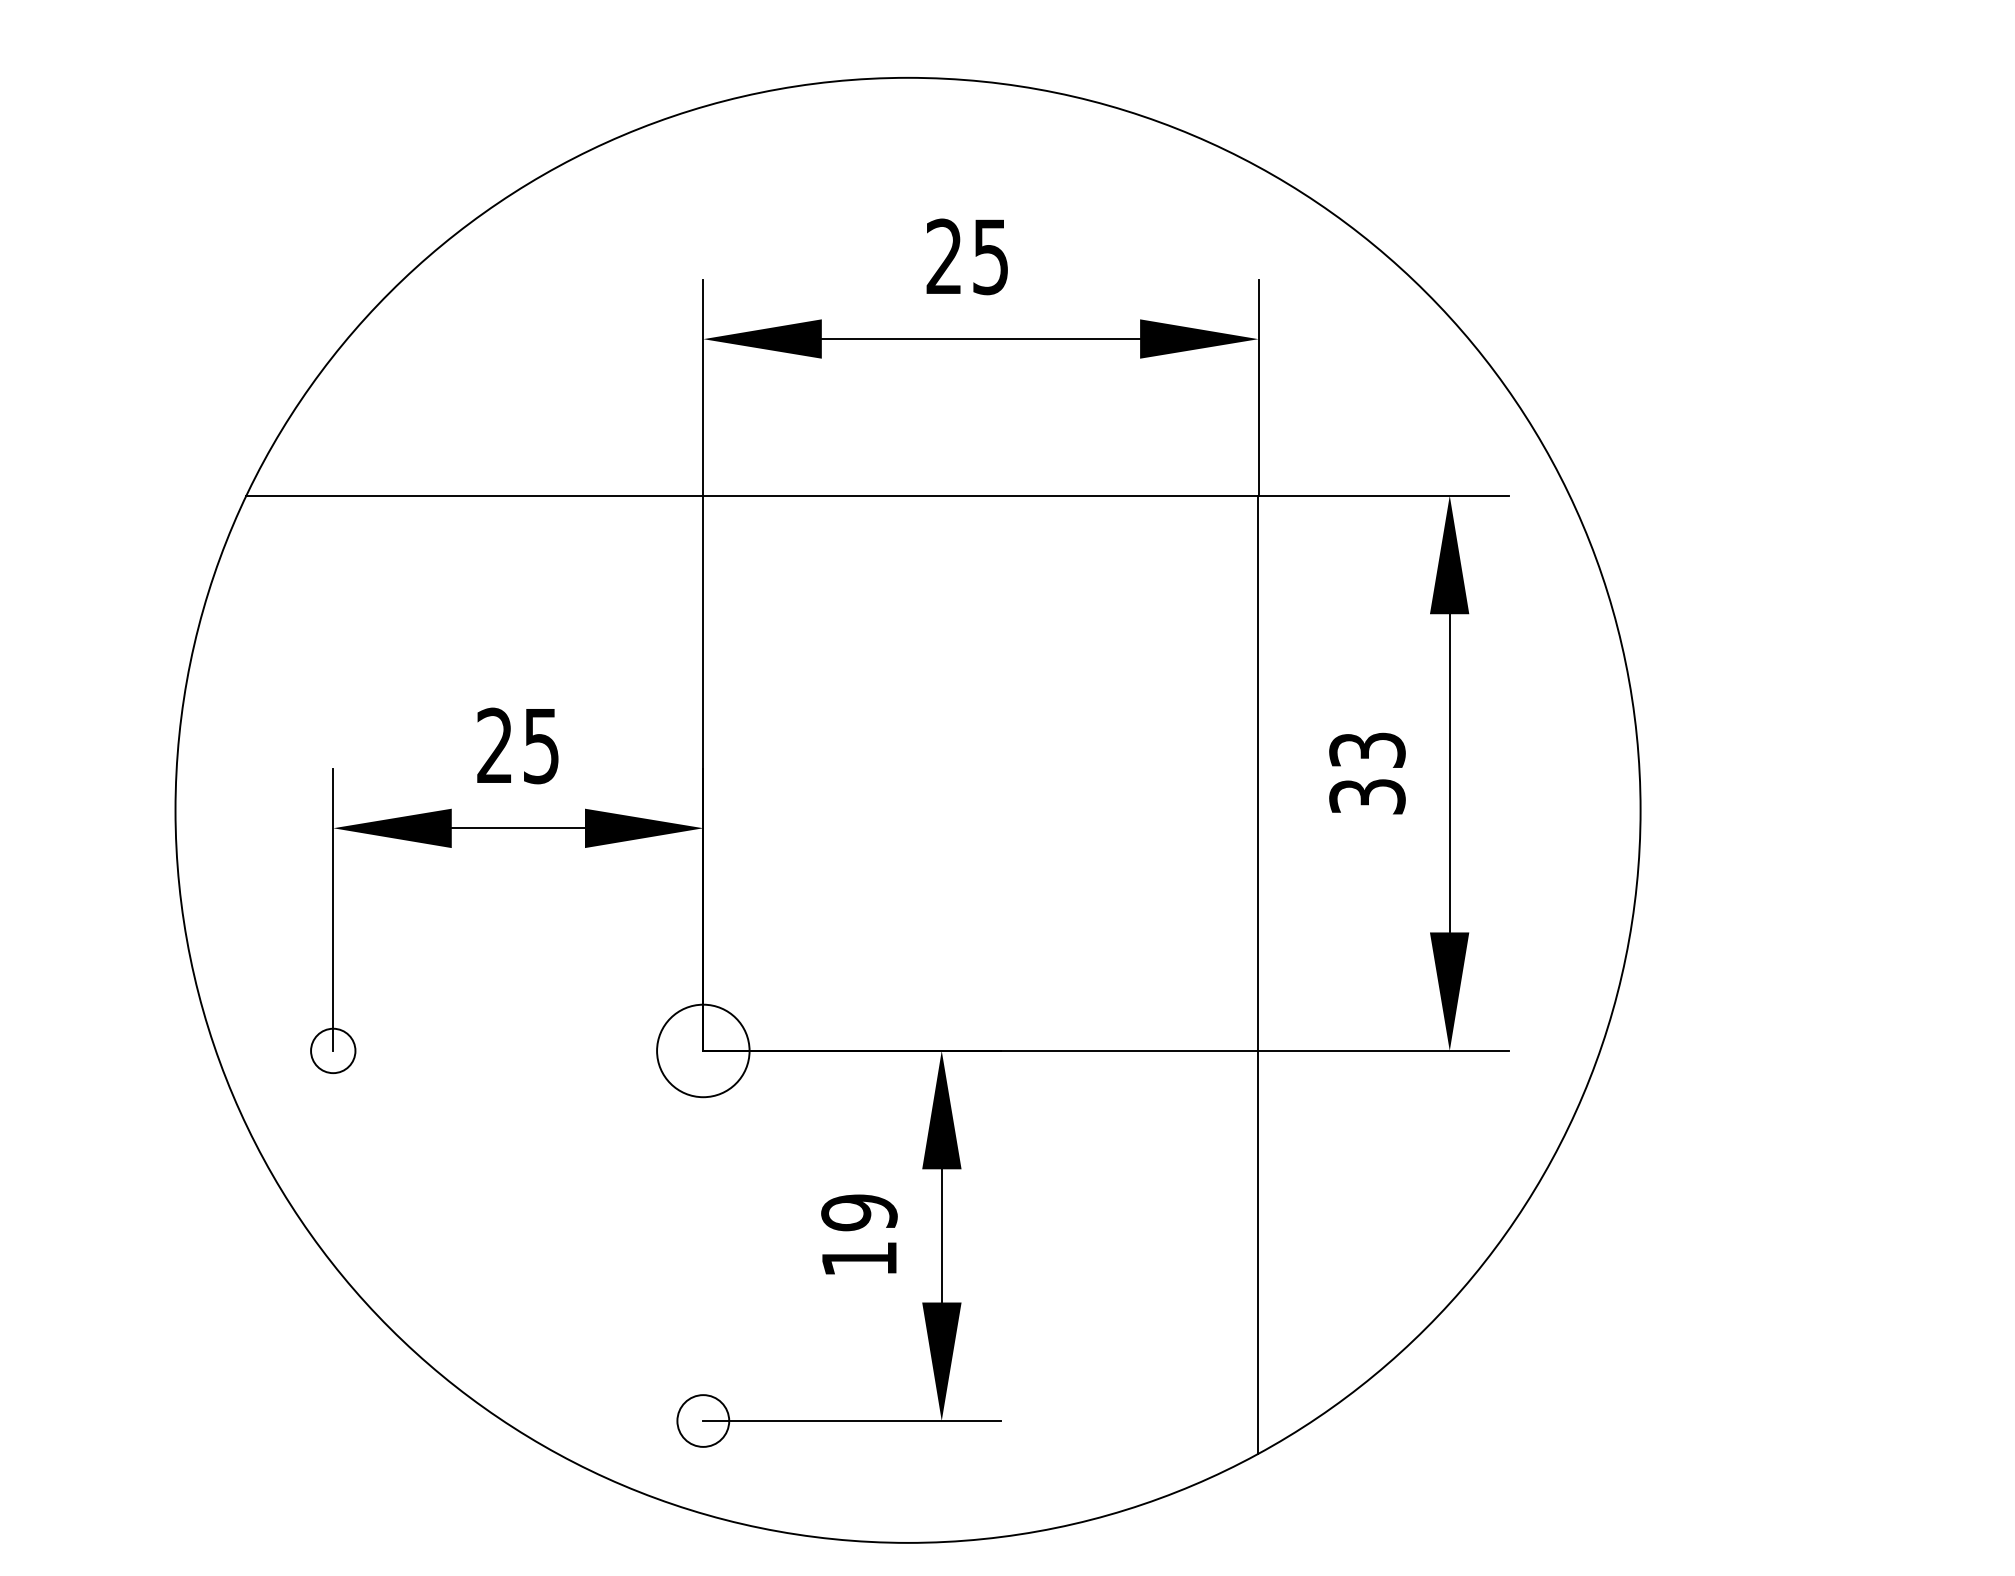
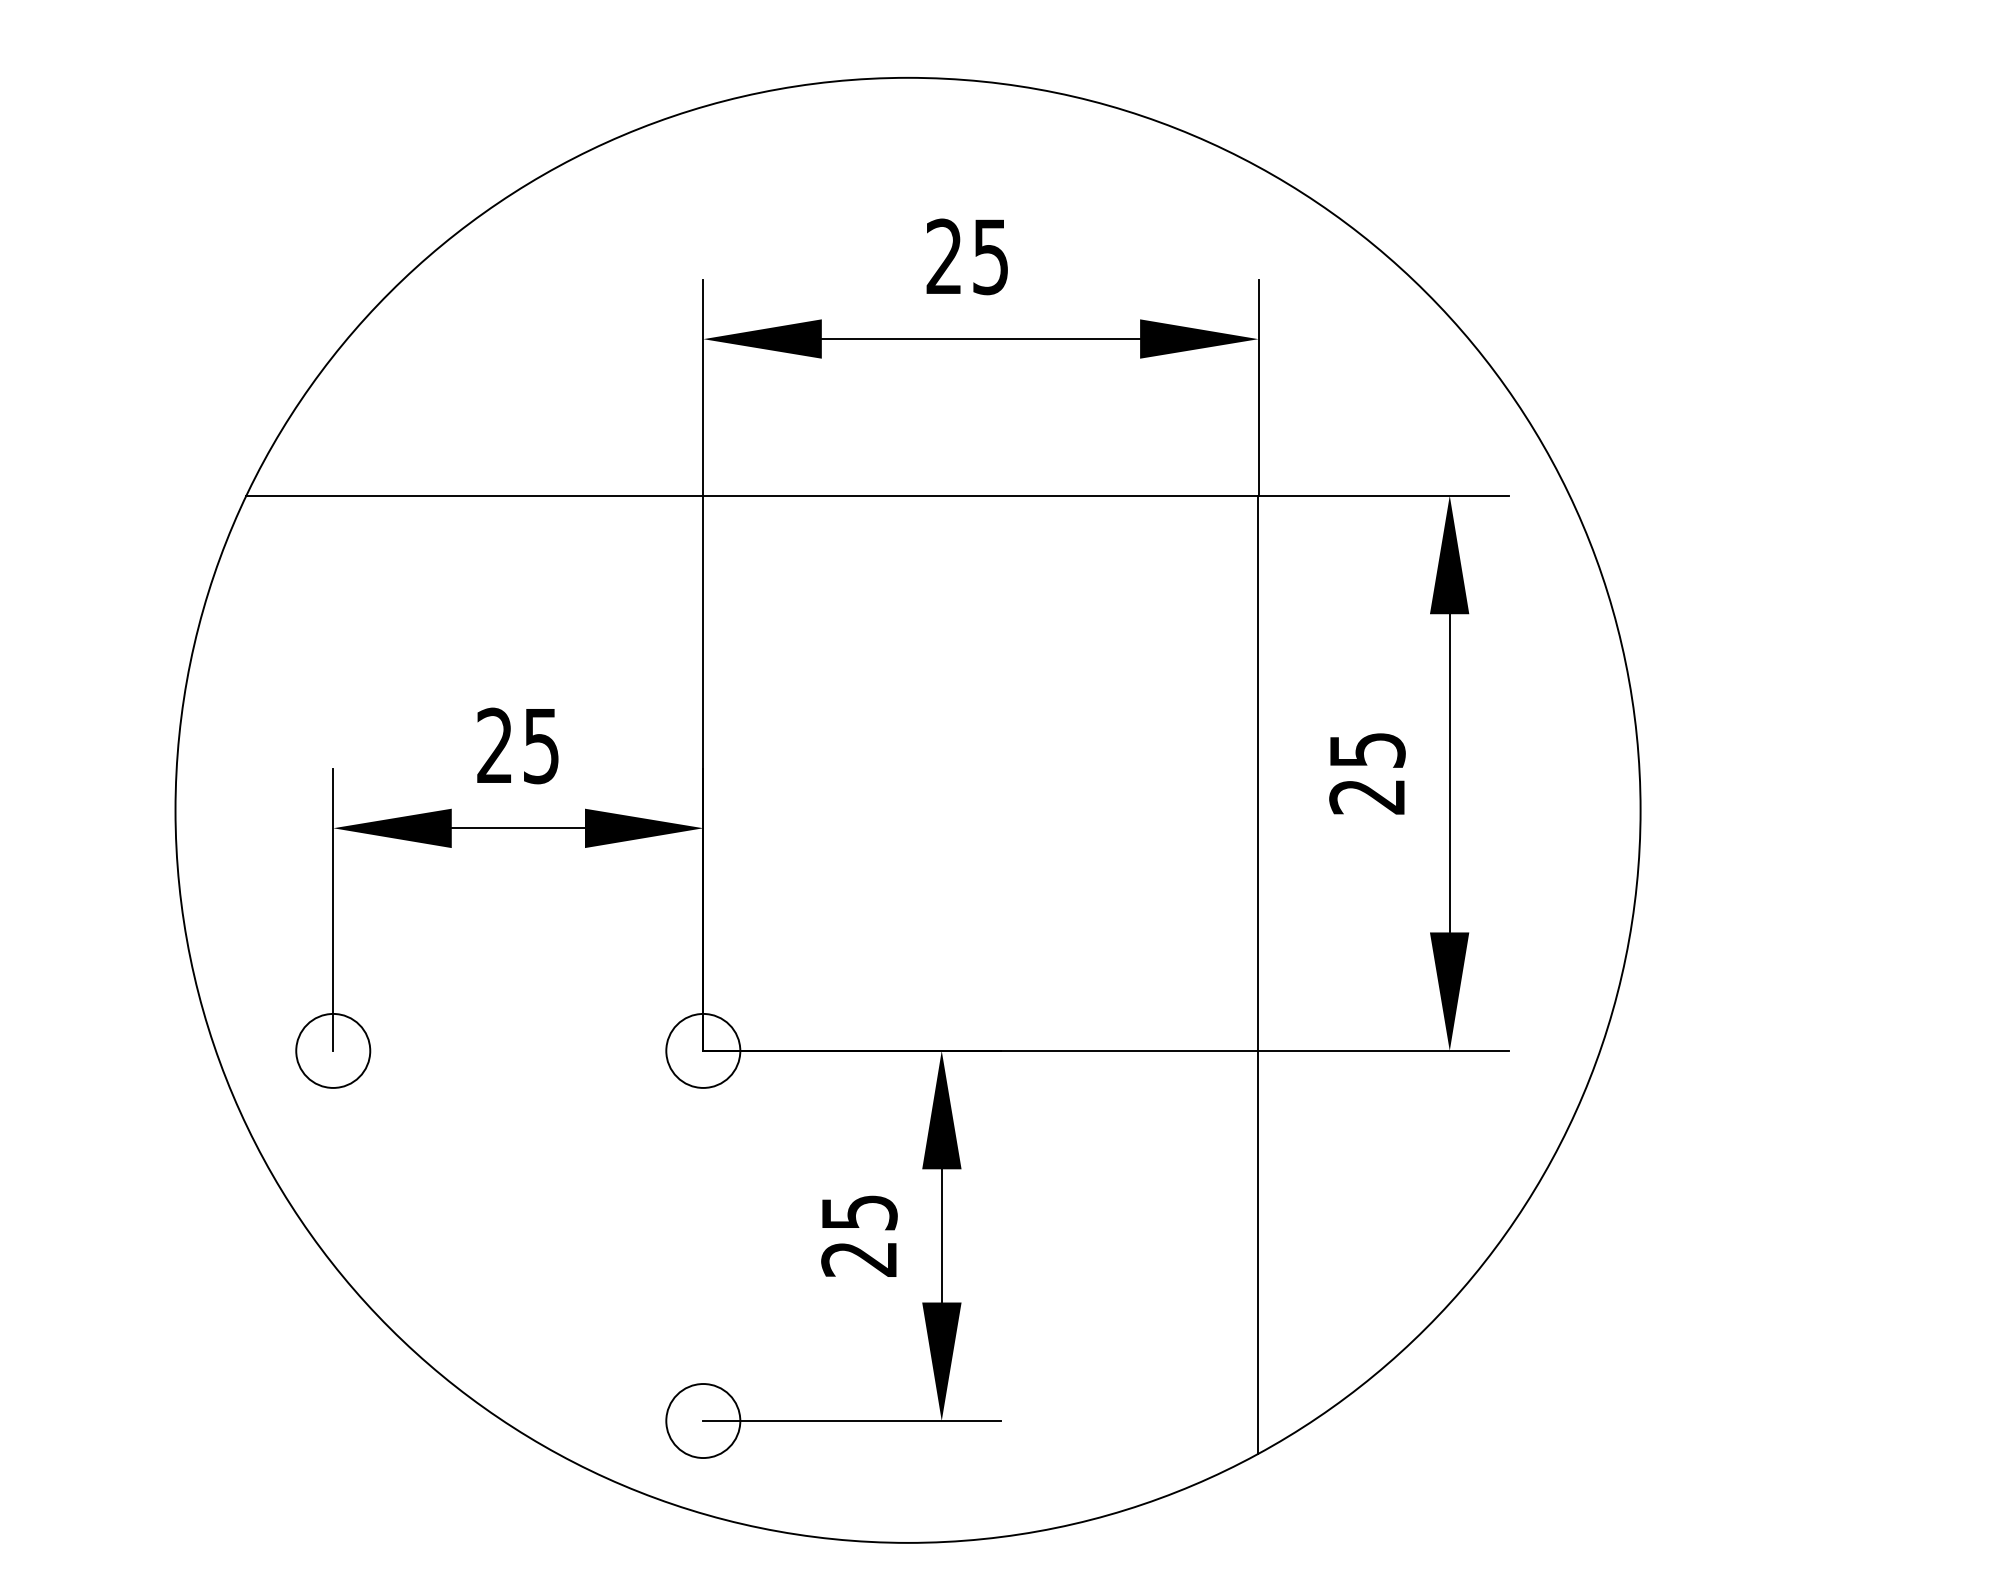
text: 33 -> 25 (1367, 773)
circle diameter: 44 px -> 74 px (333, 1050)
circle diameter: 93 px -> 74 px (703, 1050)
text: 19 -> 25 (859, 1235)
circle diameter: 52 px -> 74 px (703, 1421)
